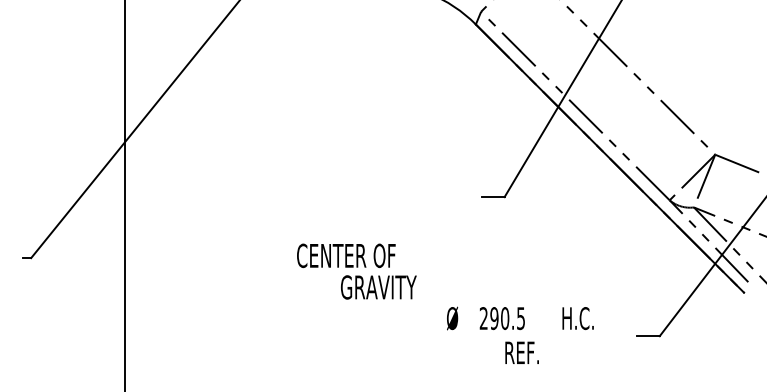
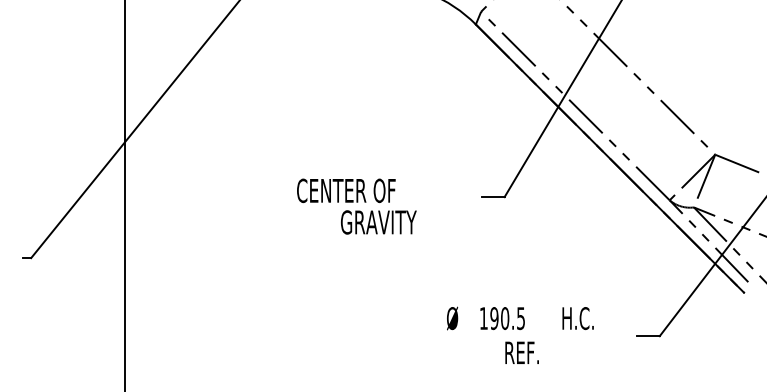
text position: (356, 271) -> (356, 206) (356, 206)
text: 290.5 -> 190.5 (483, 318)
